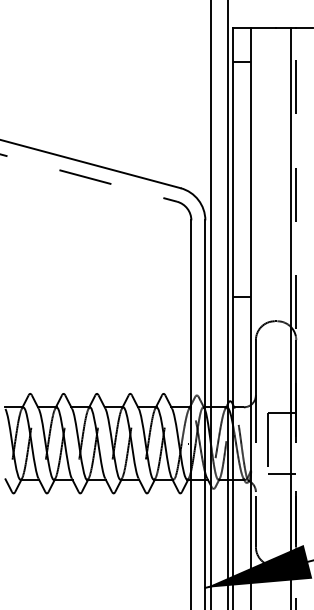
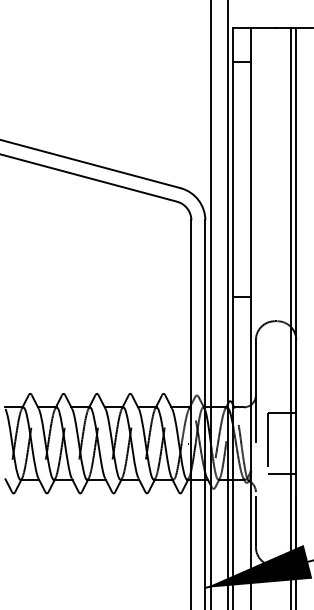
line: dashed -> solid (89, 178)
line: dashed -> solid (295, 318)
